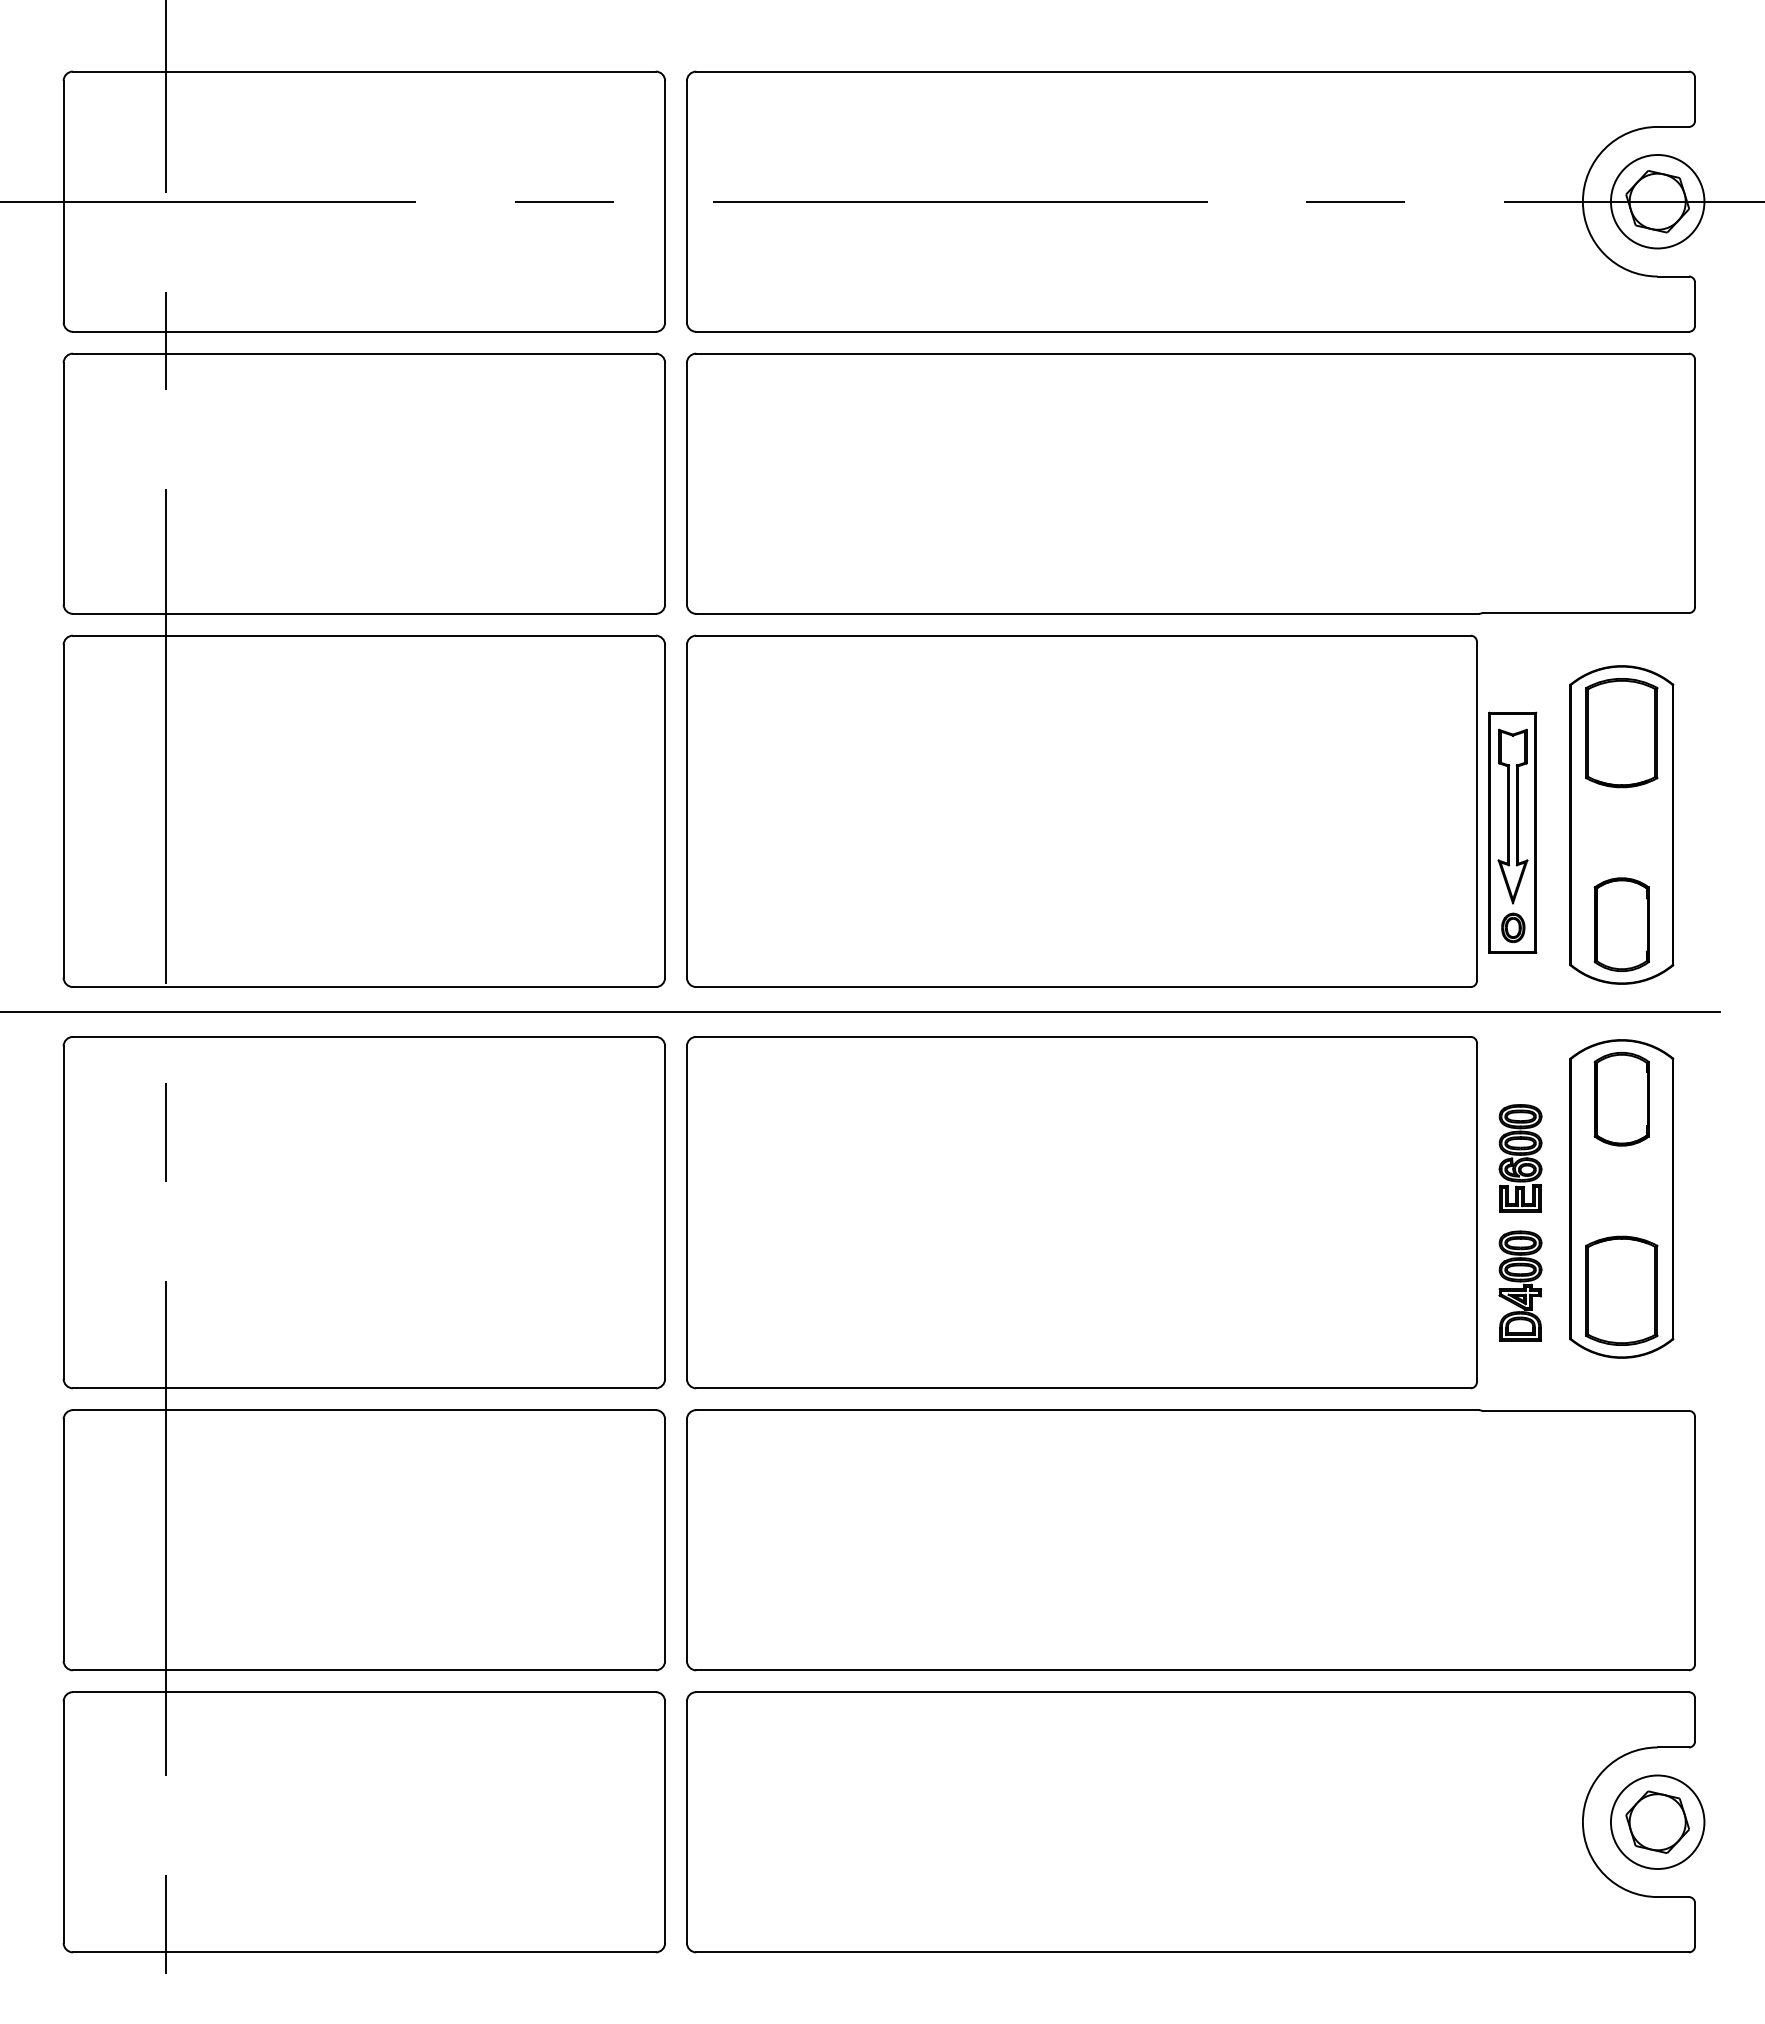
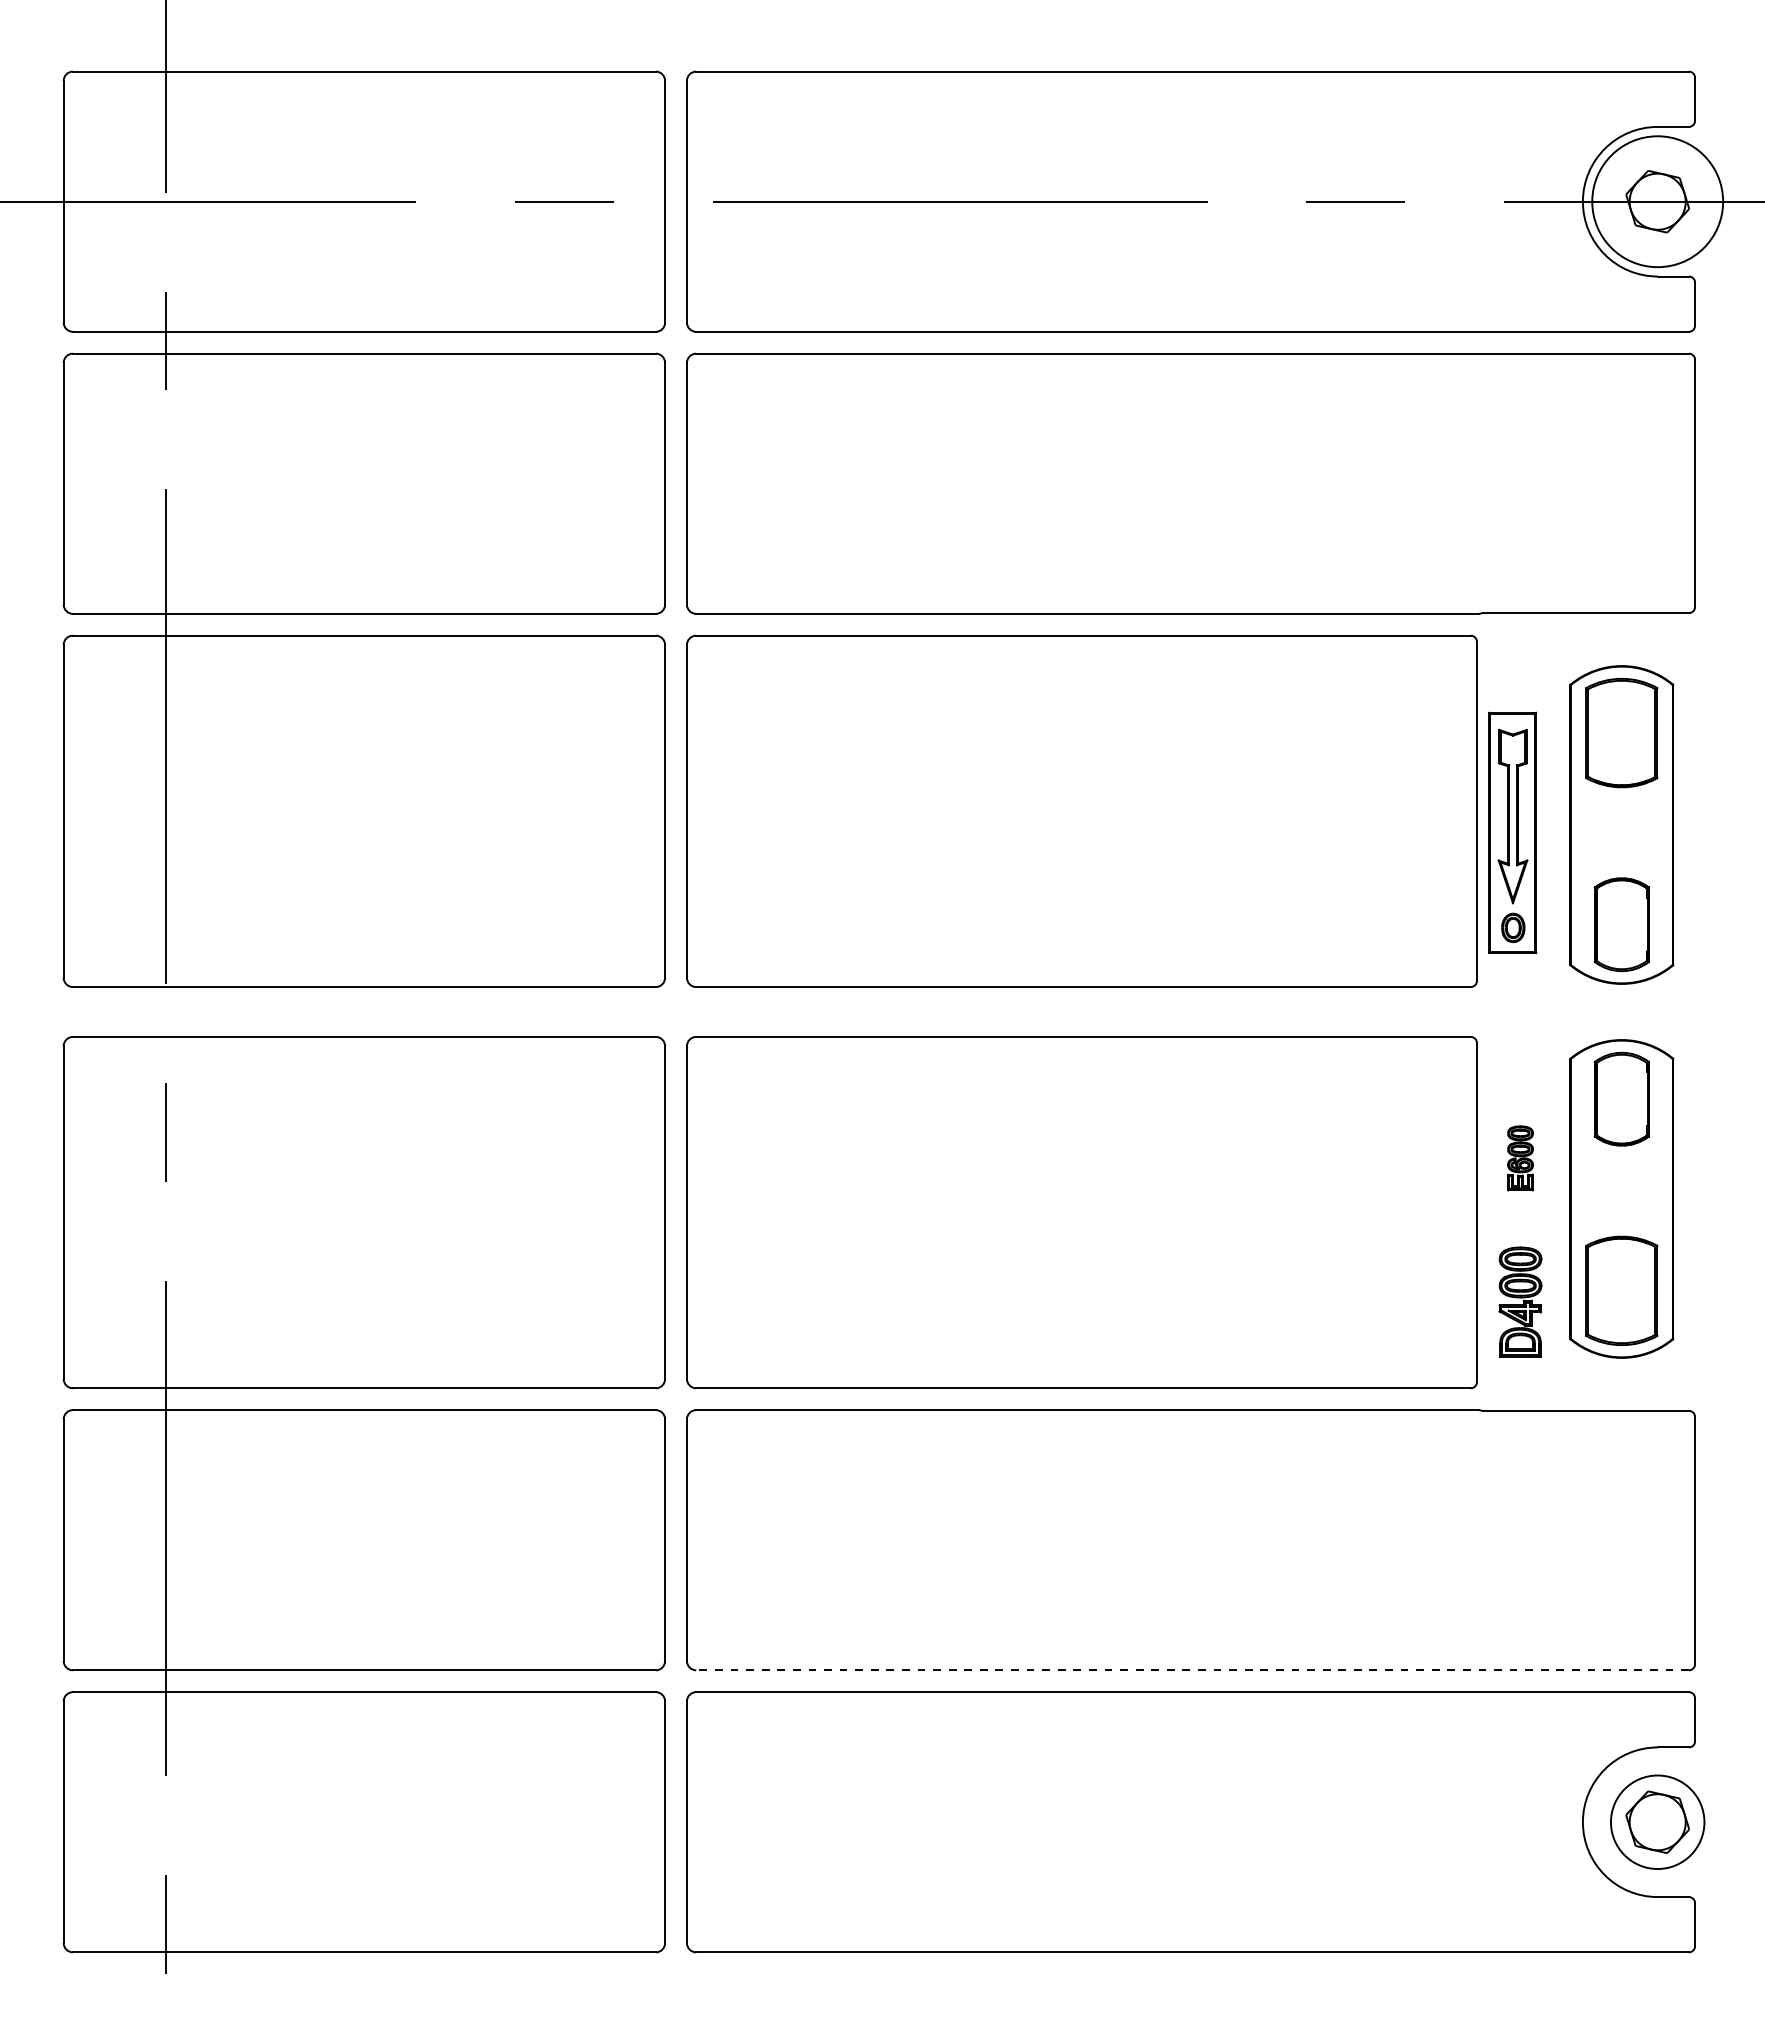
circle diameter: 93 px -> 131 px (1657, 201)
line: present -> none (861, 1012)
part size: 45x109 px -> 27x67 px (1520, 1158)
part position: (1520, 1285) -> (1520, 1301) (1520, 1301)
line: solid -> dashed (1192, 1670)
